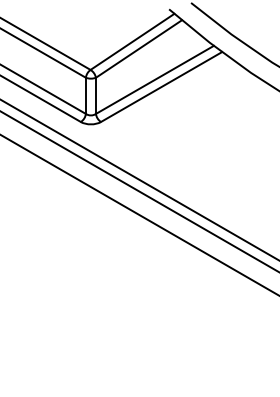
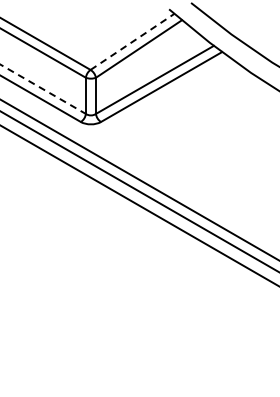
line: solid -> dashed (132, 41)
line: solid -> dashed (43, 89)
line position: (139, 214) -> (139, 205) (139, 205)
